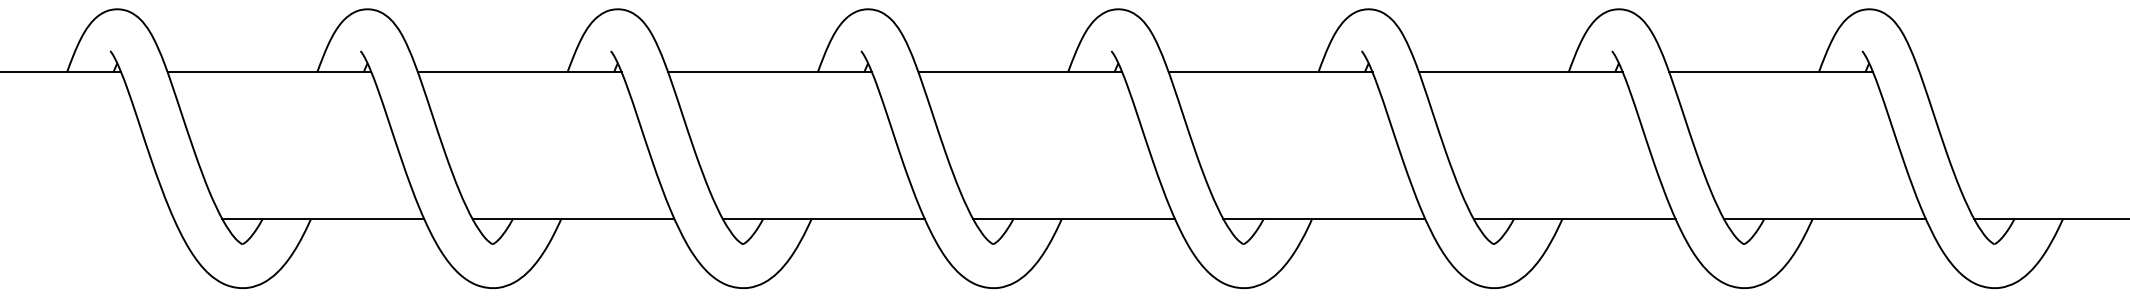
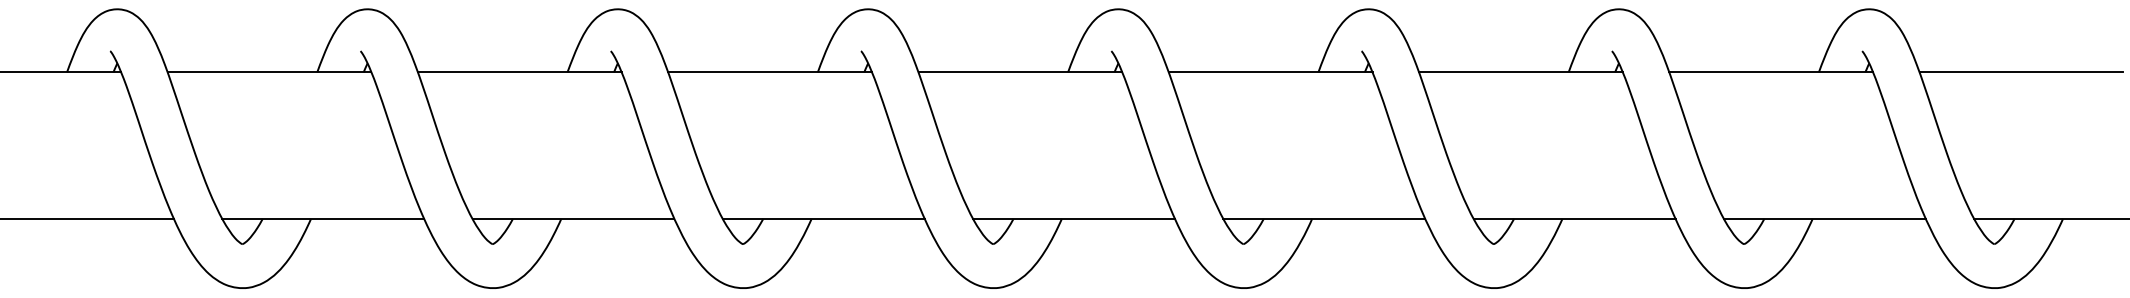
line: none -> present (2021, 72)
line: none -> present (87, 219)
